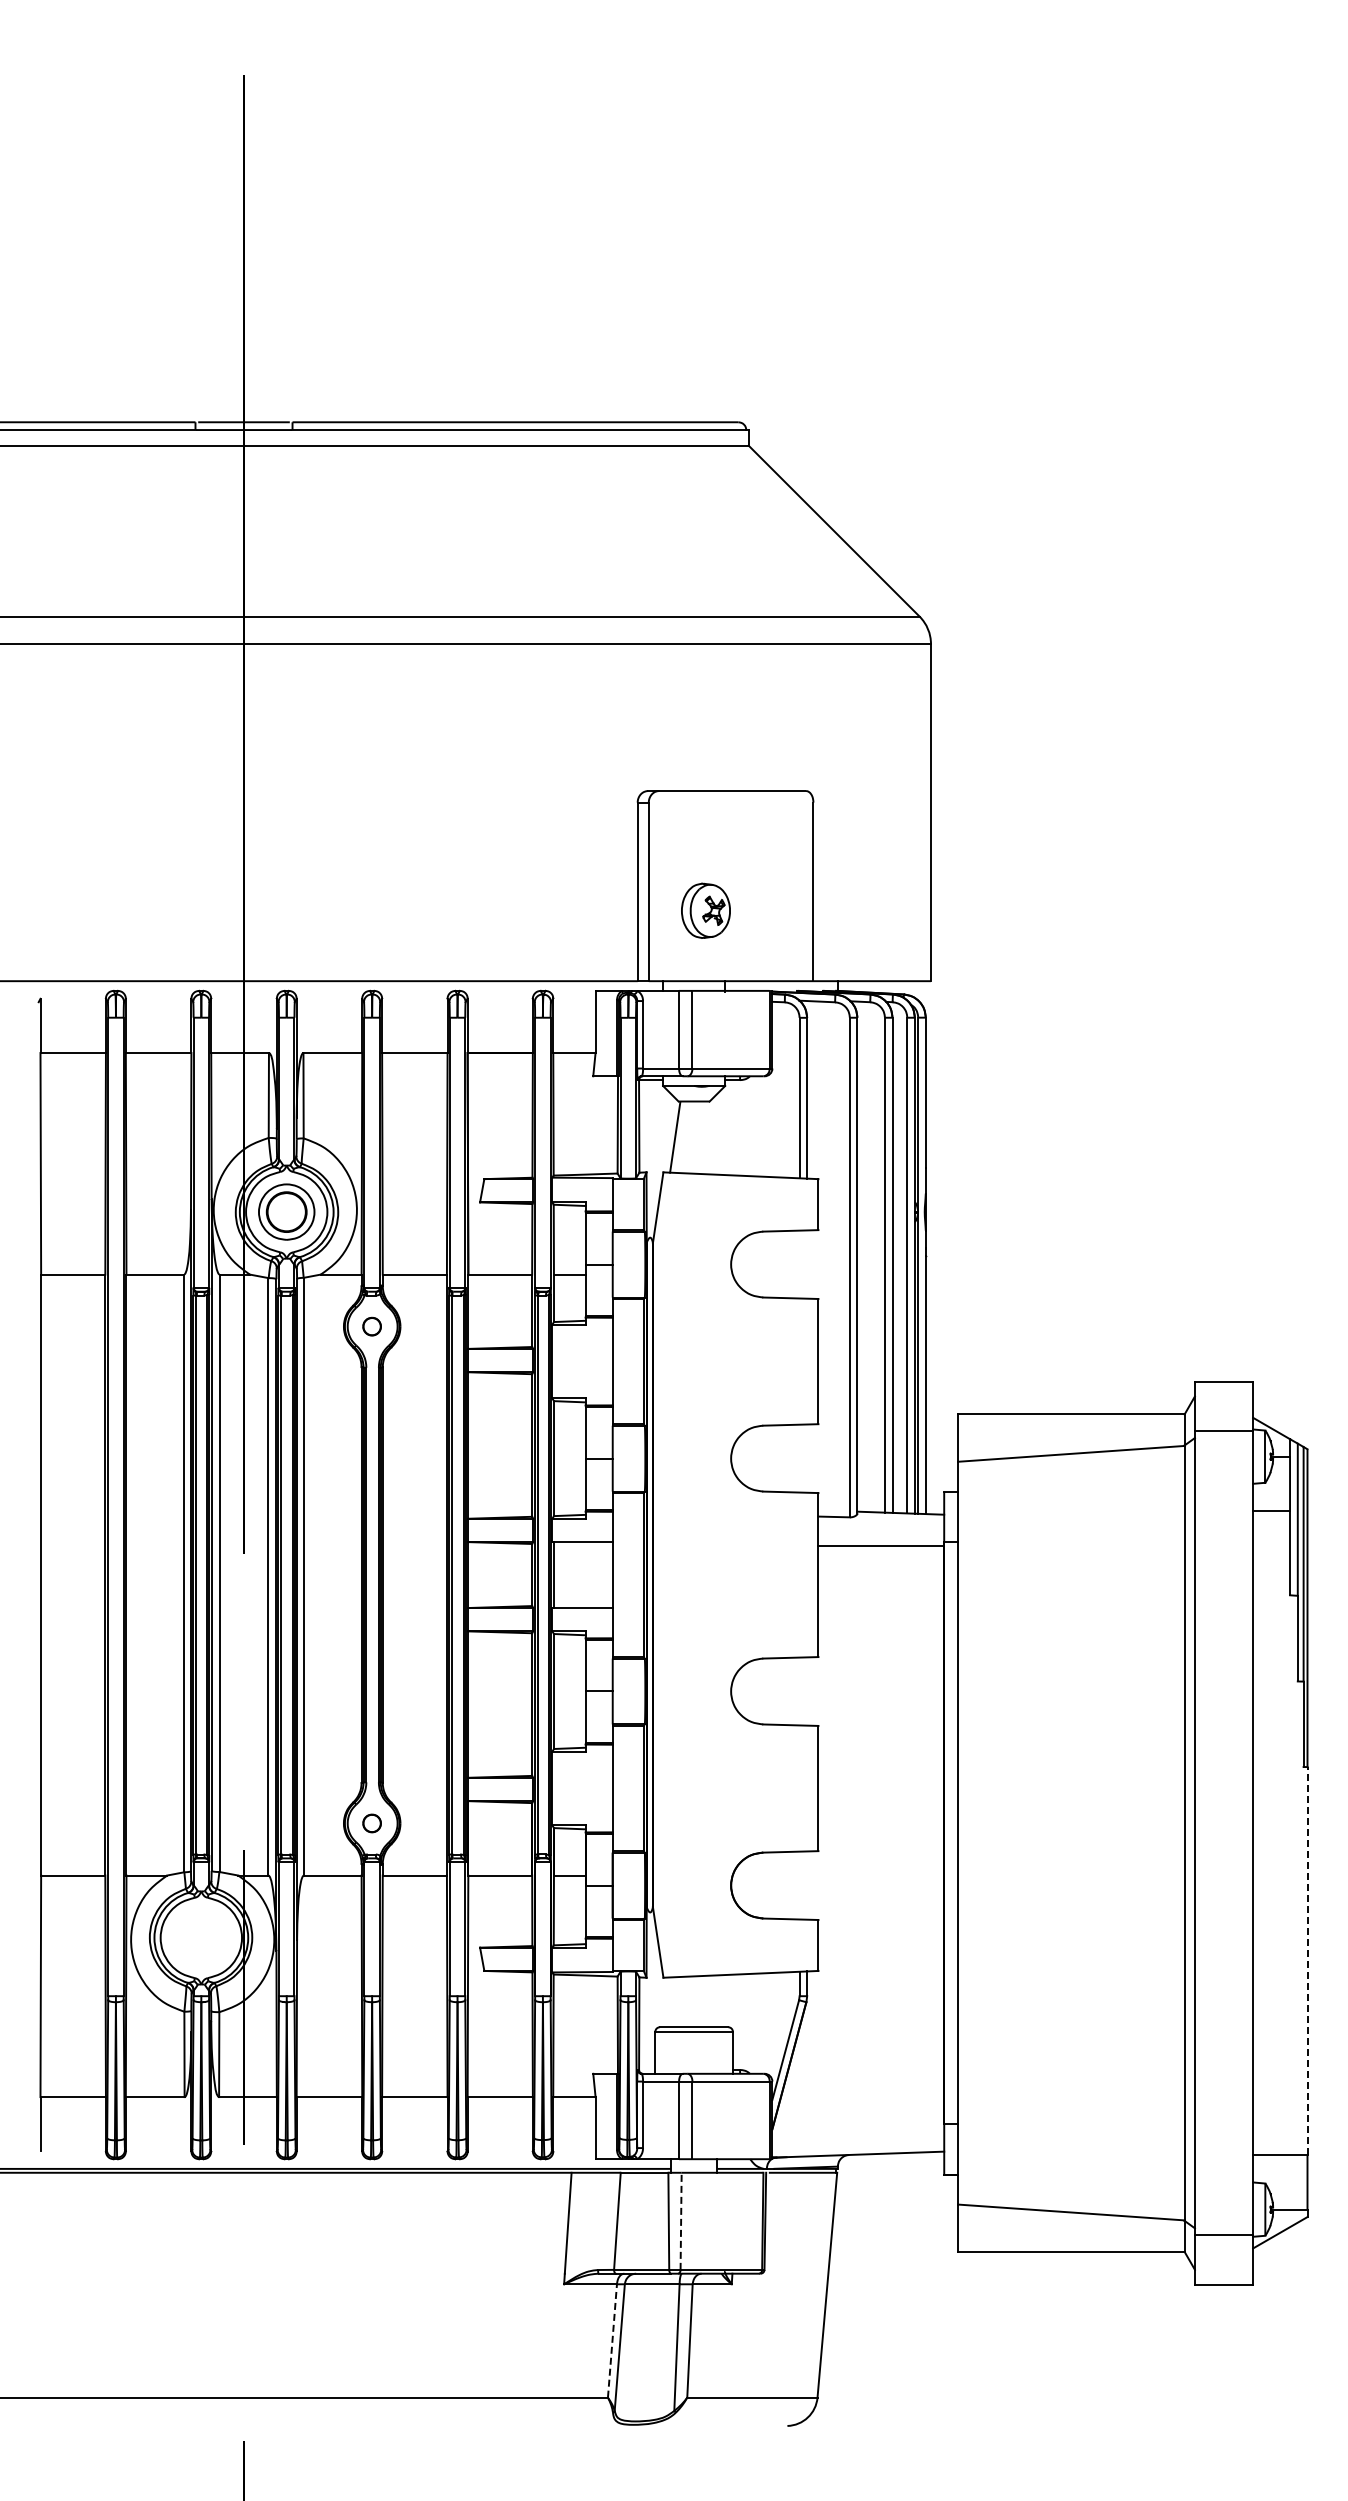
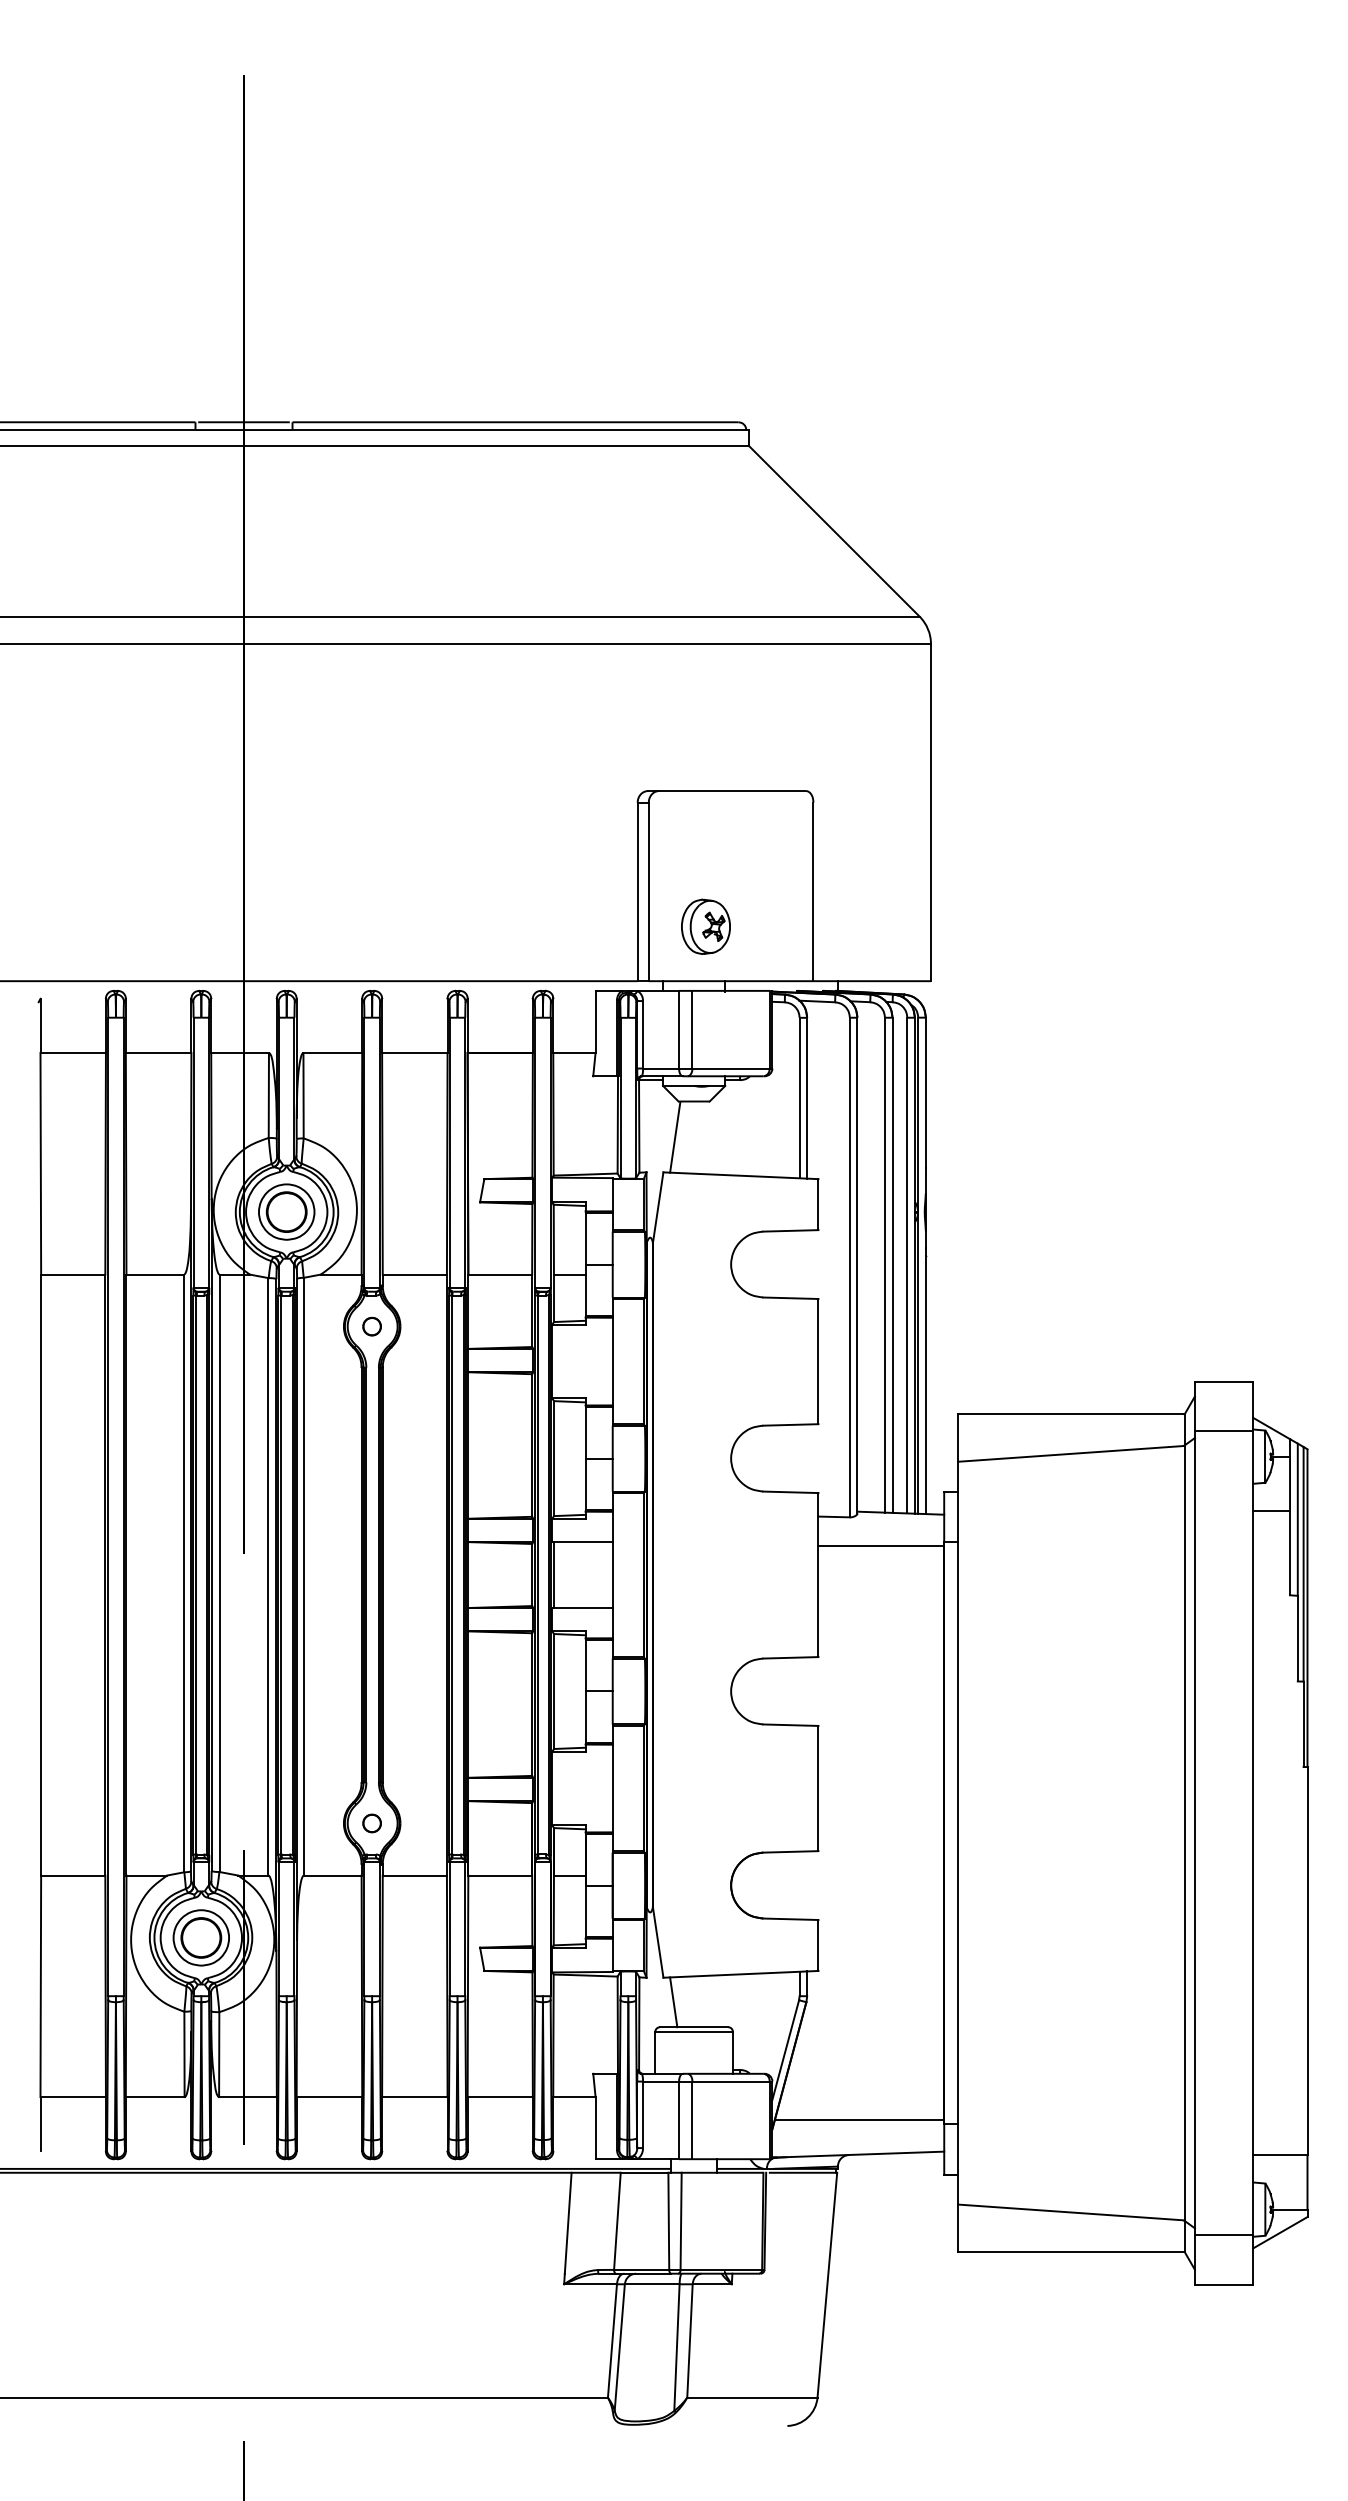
part position: (705, 910) -> (705, 926) (705, 926)
part: none -> present (200, 1937)
line: dashed -> solid (1307, 1960)
line: none -> present (673, 2002)
line: none -> present (859, 2120)
line: dashed -> solid (681, 2221)
line: dashed -> solid (612, 2340)
